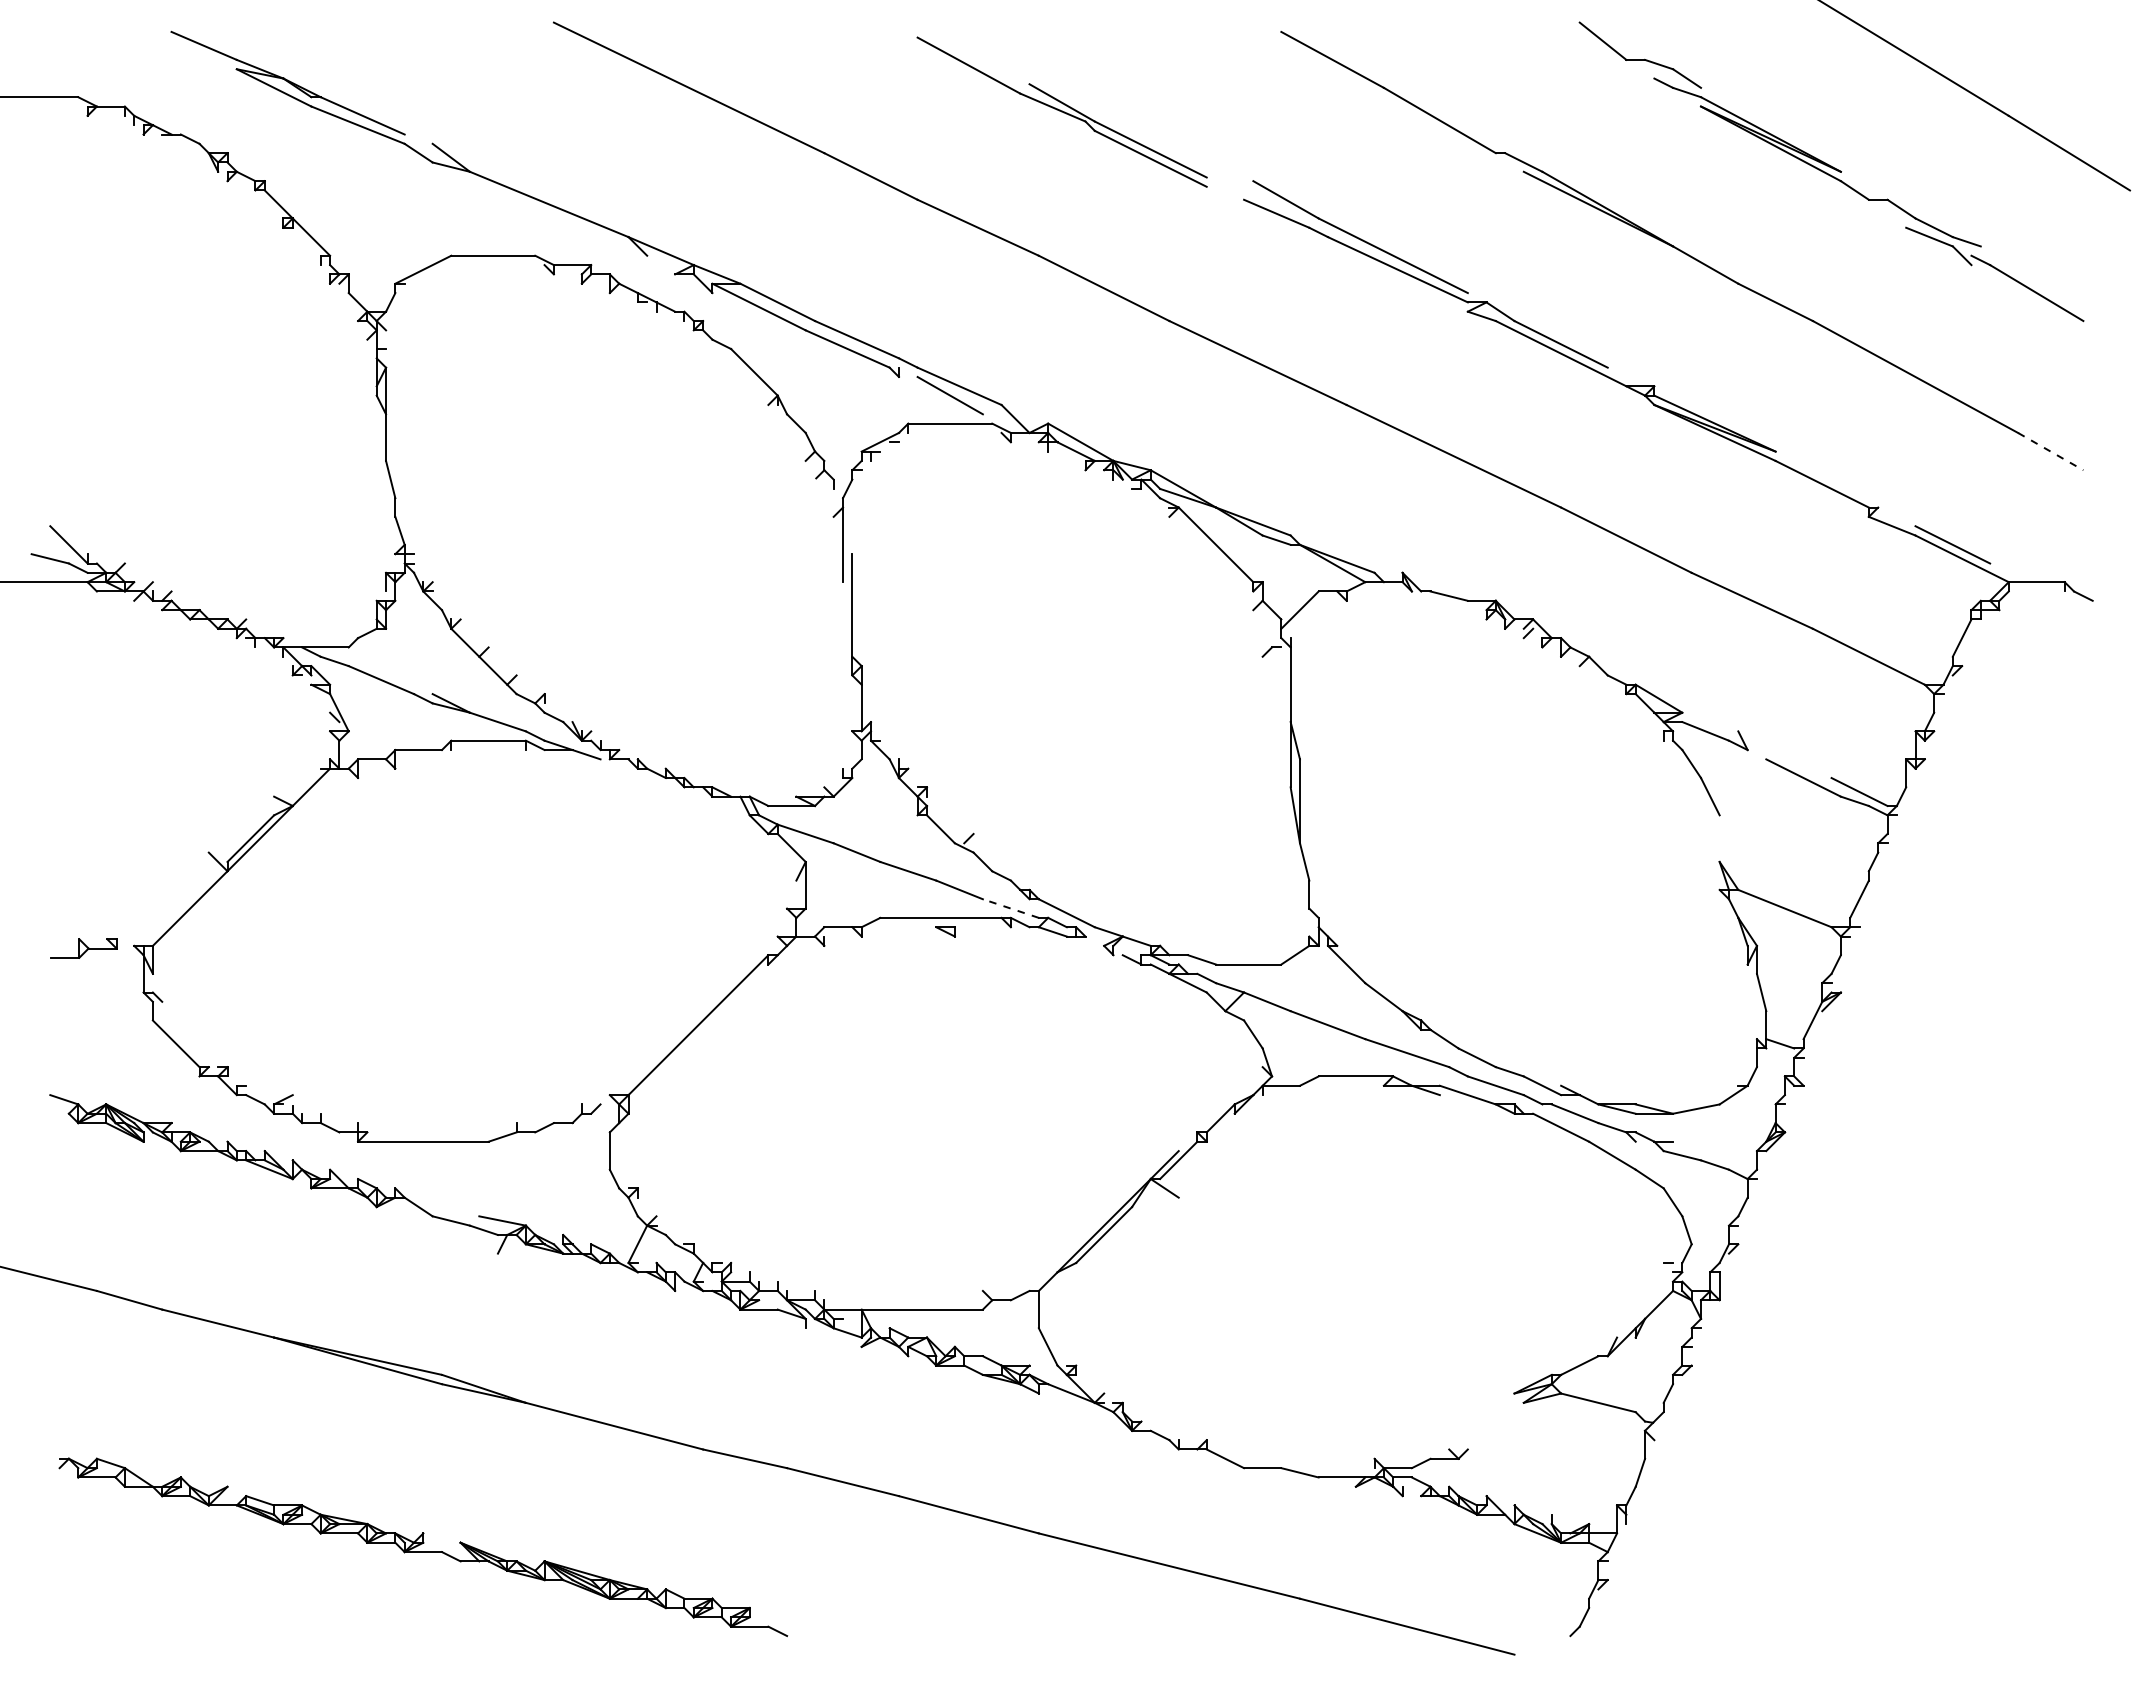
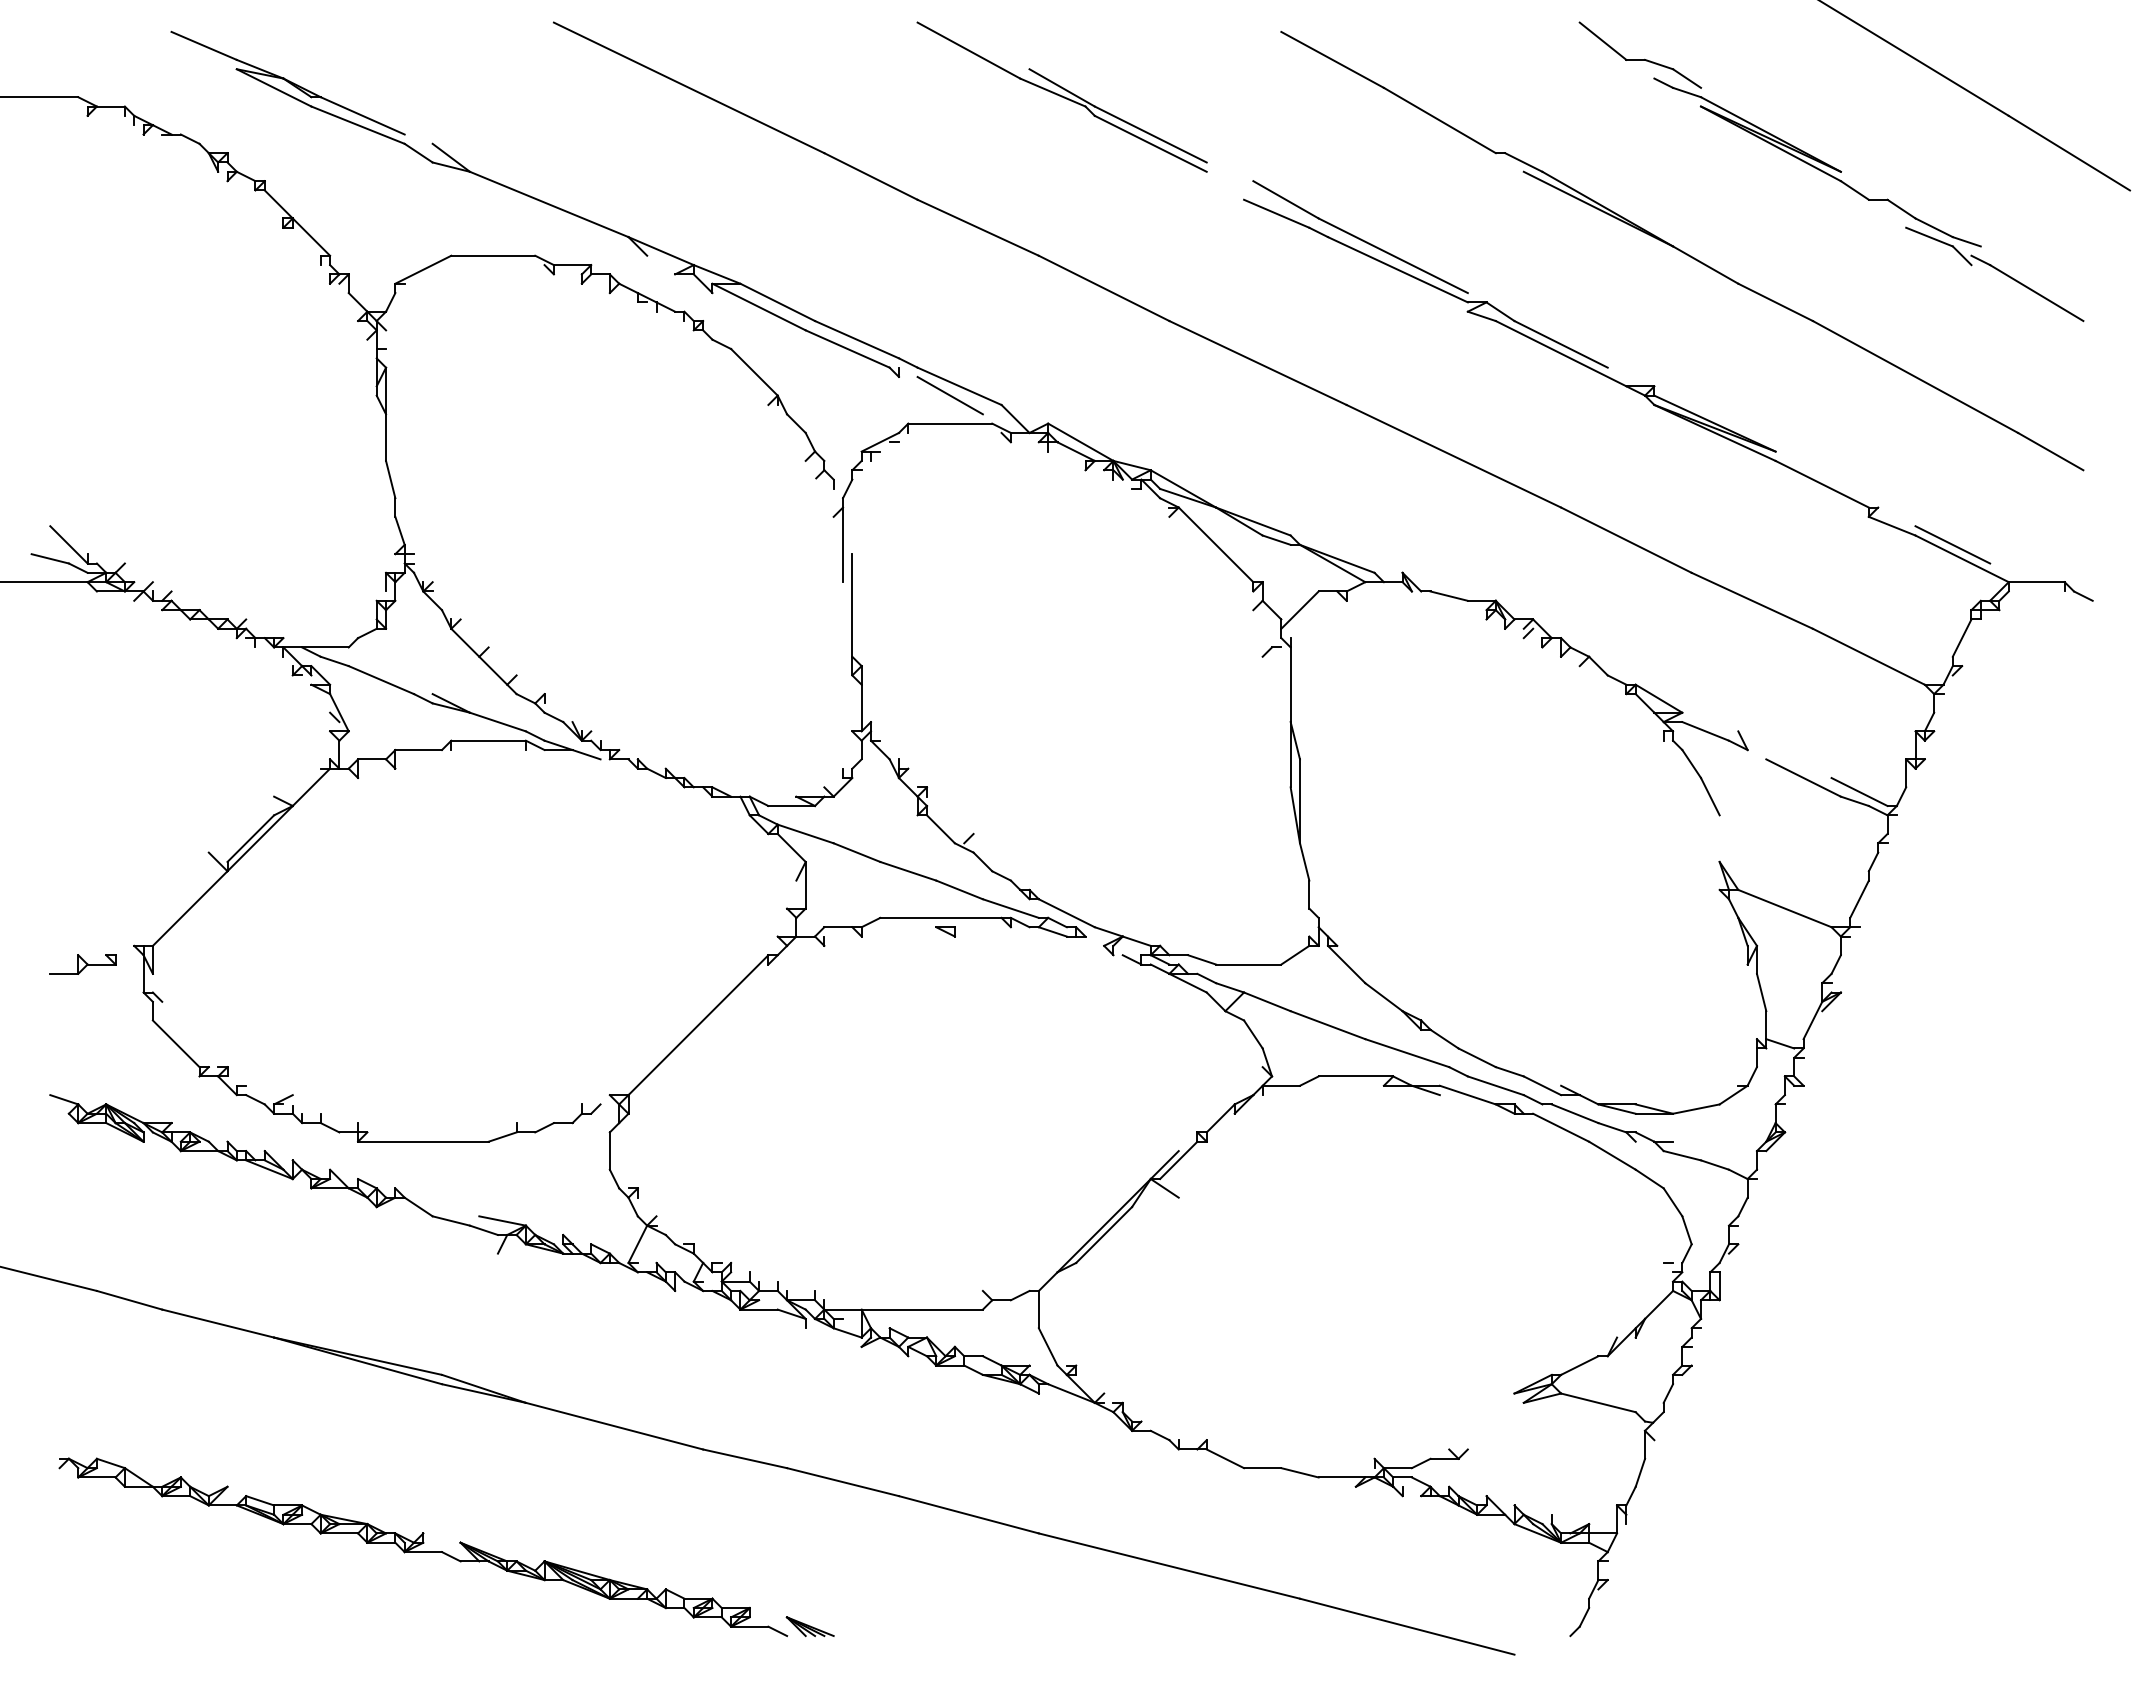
part position: (1061, 111) -> (1061, 96) (1061, 96)
line: dashed -> solid (2050, 451)
line: dashed -> solid (1010, 908)
part position: (83, 948) -> (82, 964) (82, 964)
part: none -> present (809, 1626)
